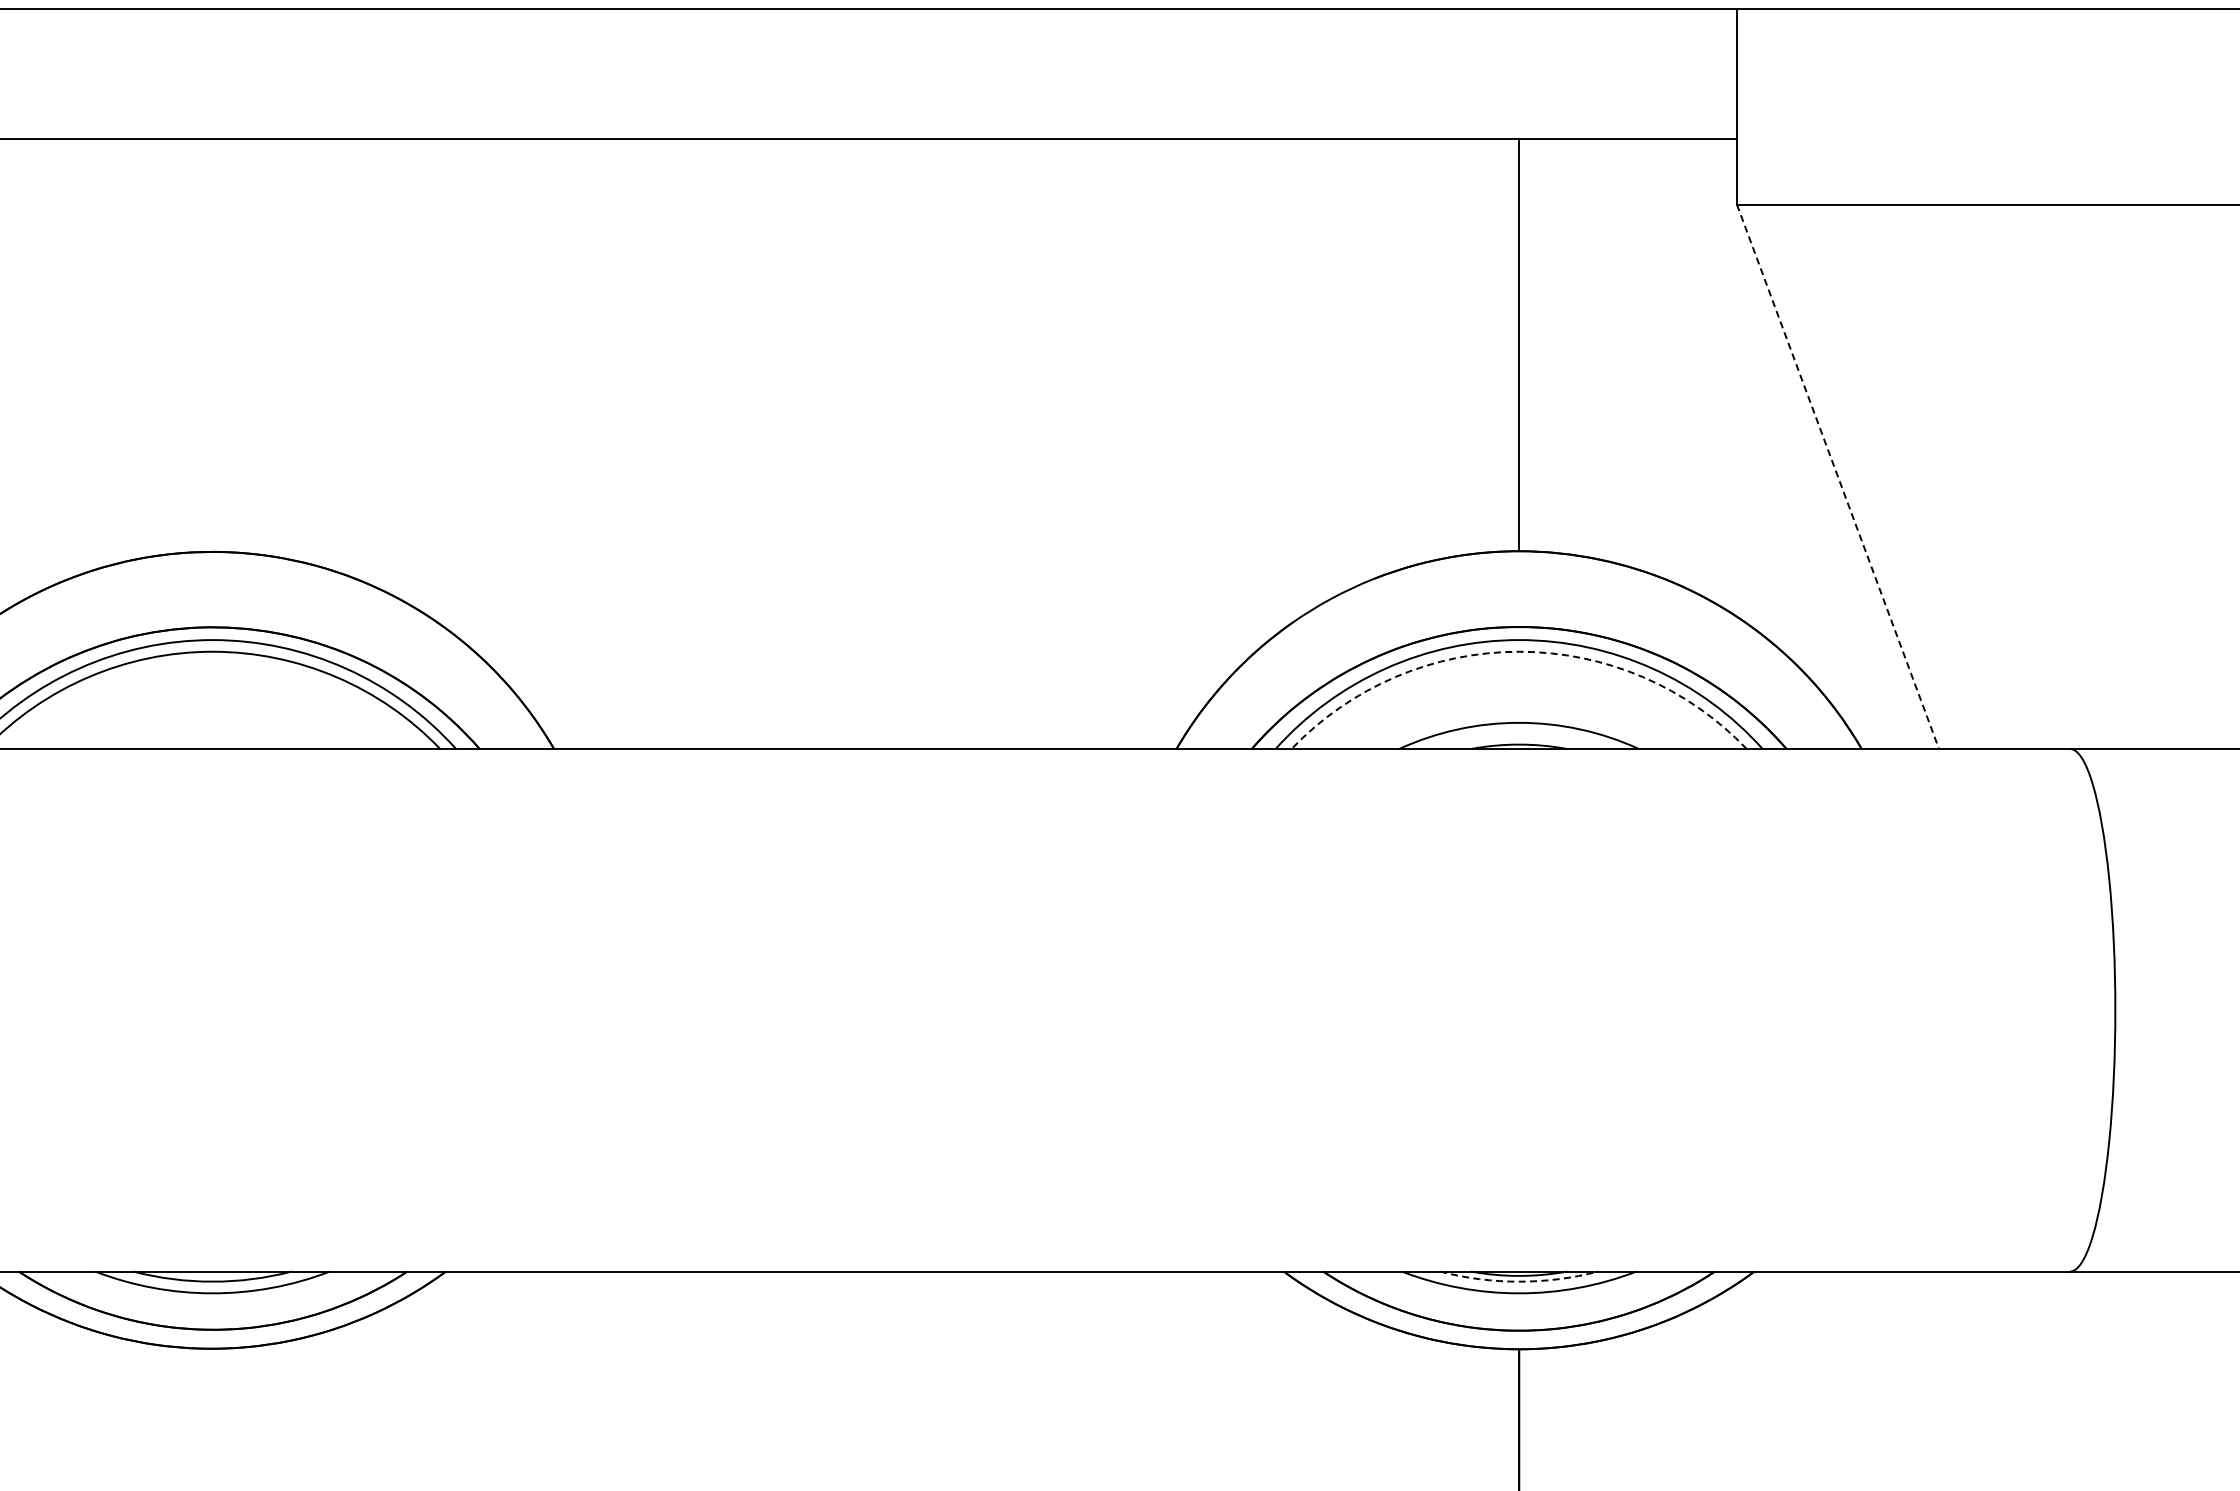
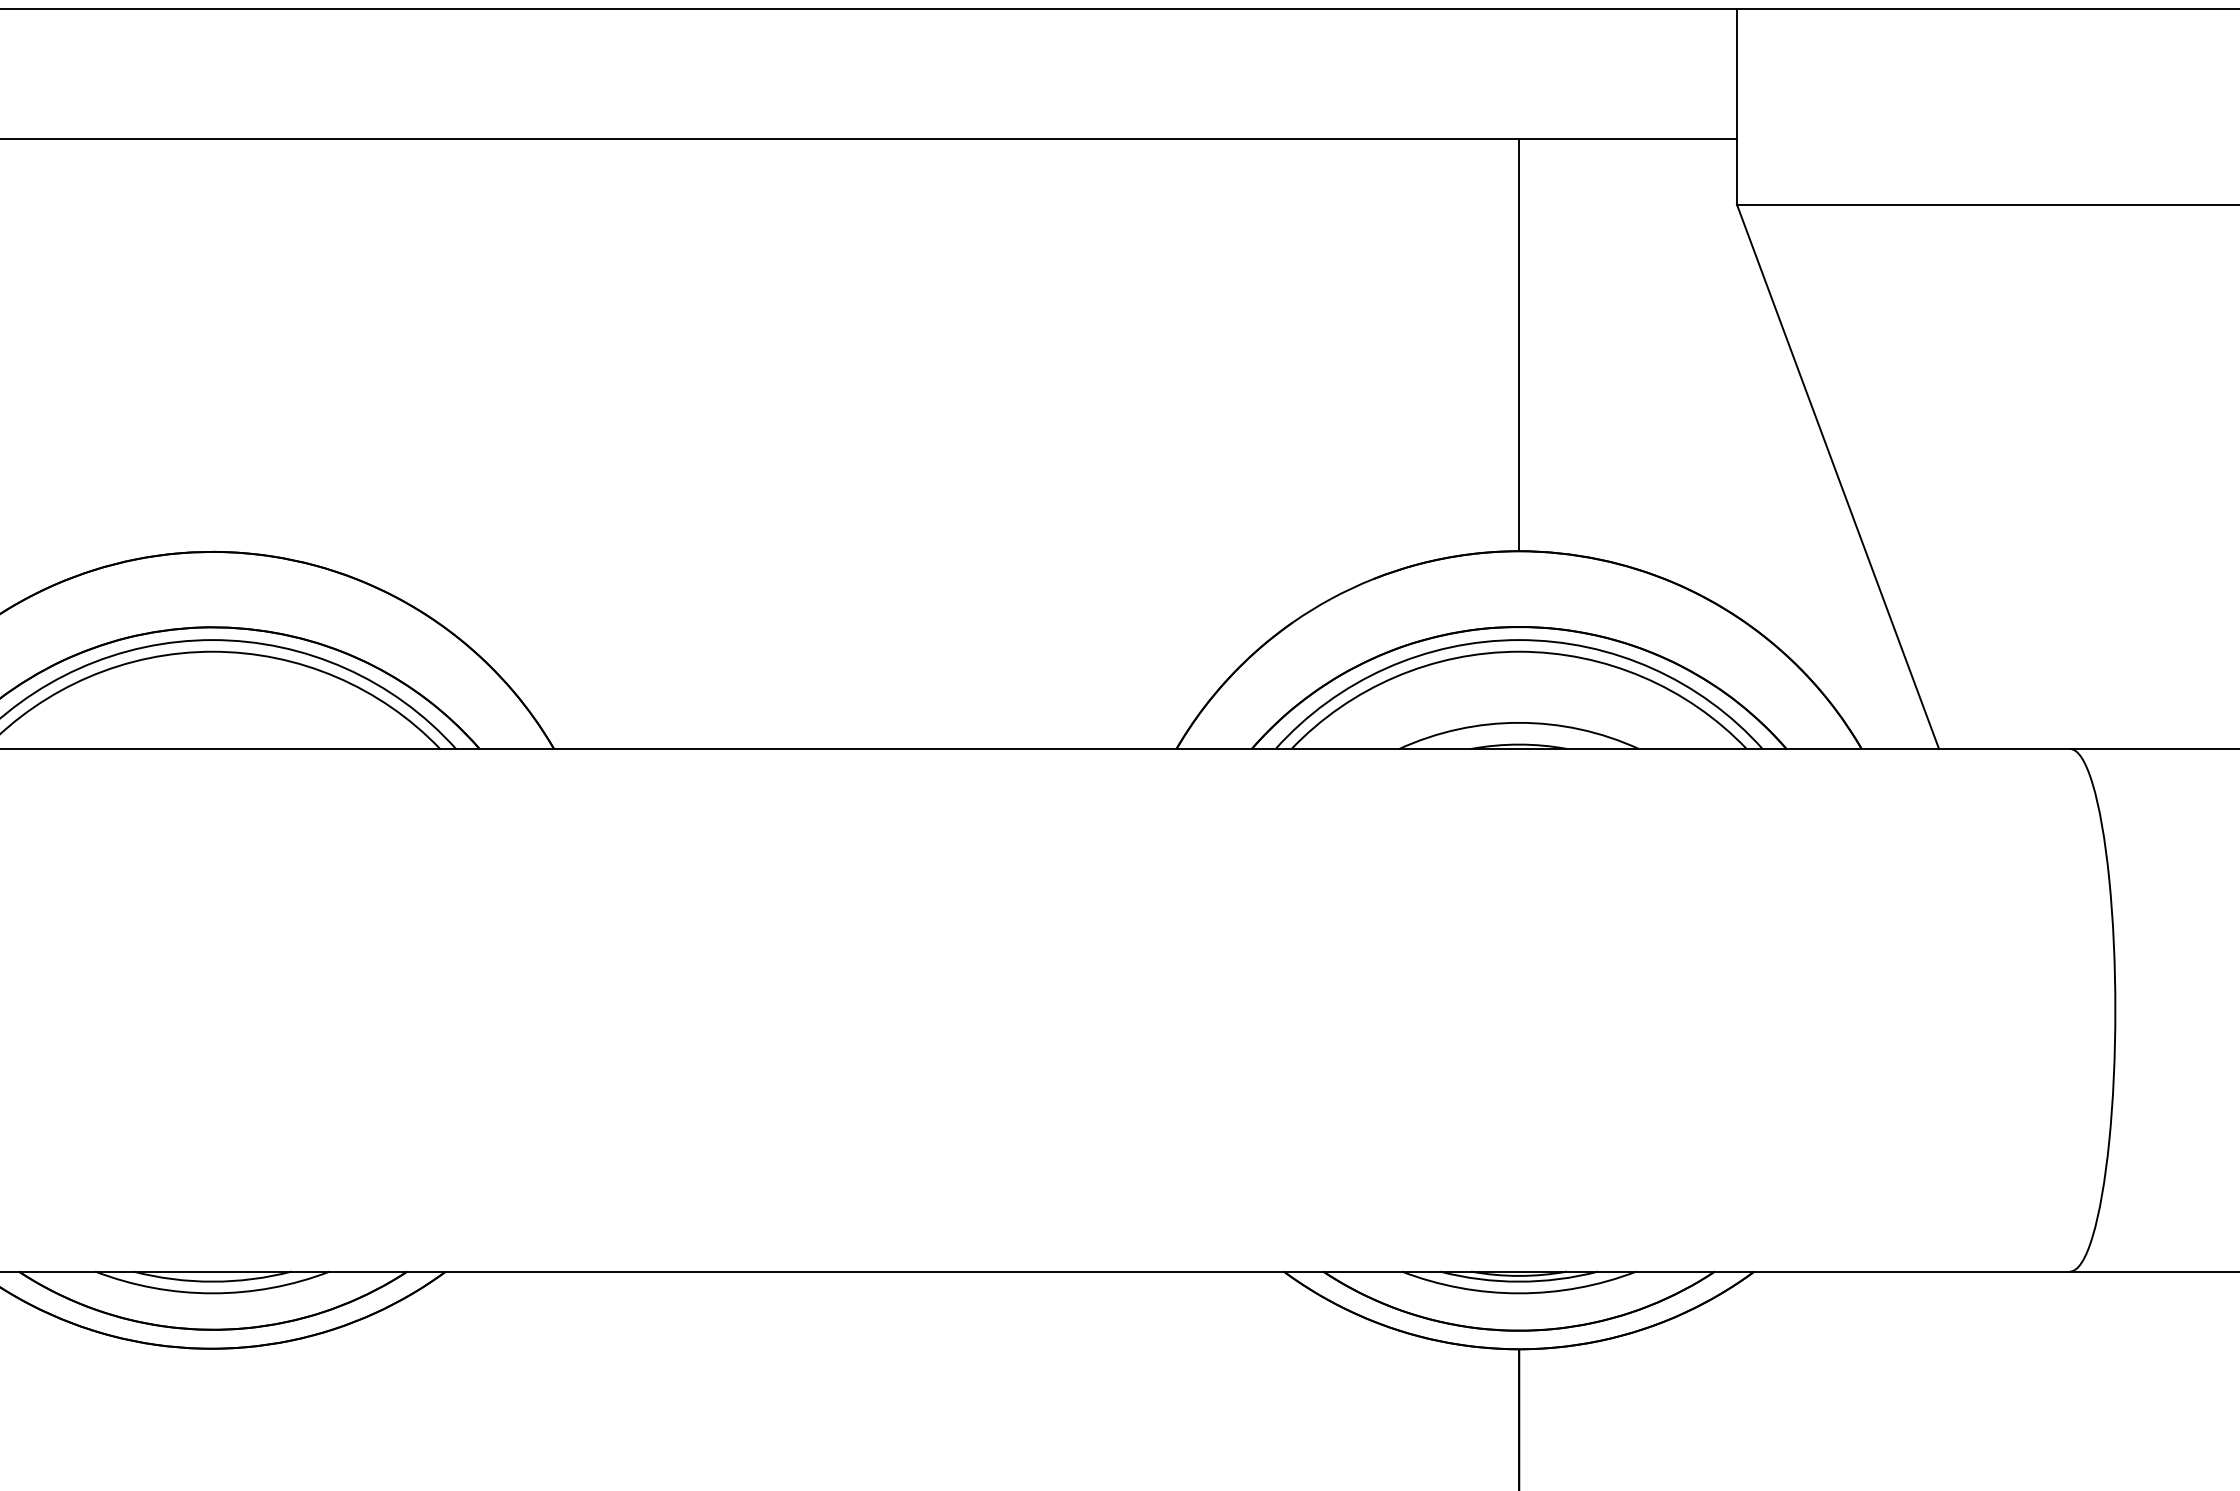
line: dashed -> solid (1838, 477)
arc: dashed -> solid (1519, 651)
arc: dashed -> solid (1519, 1281)
